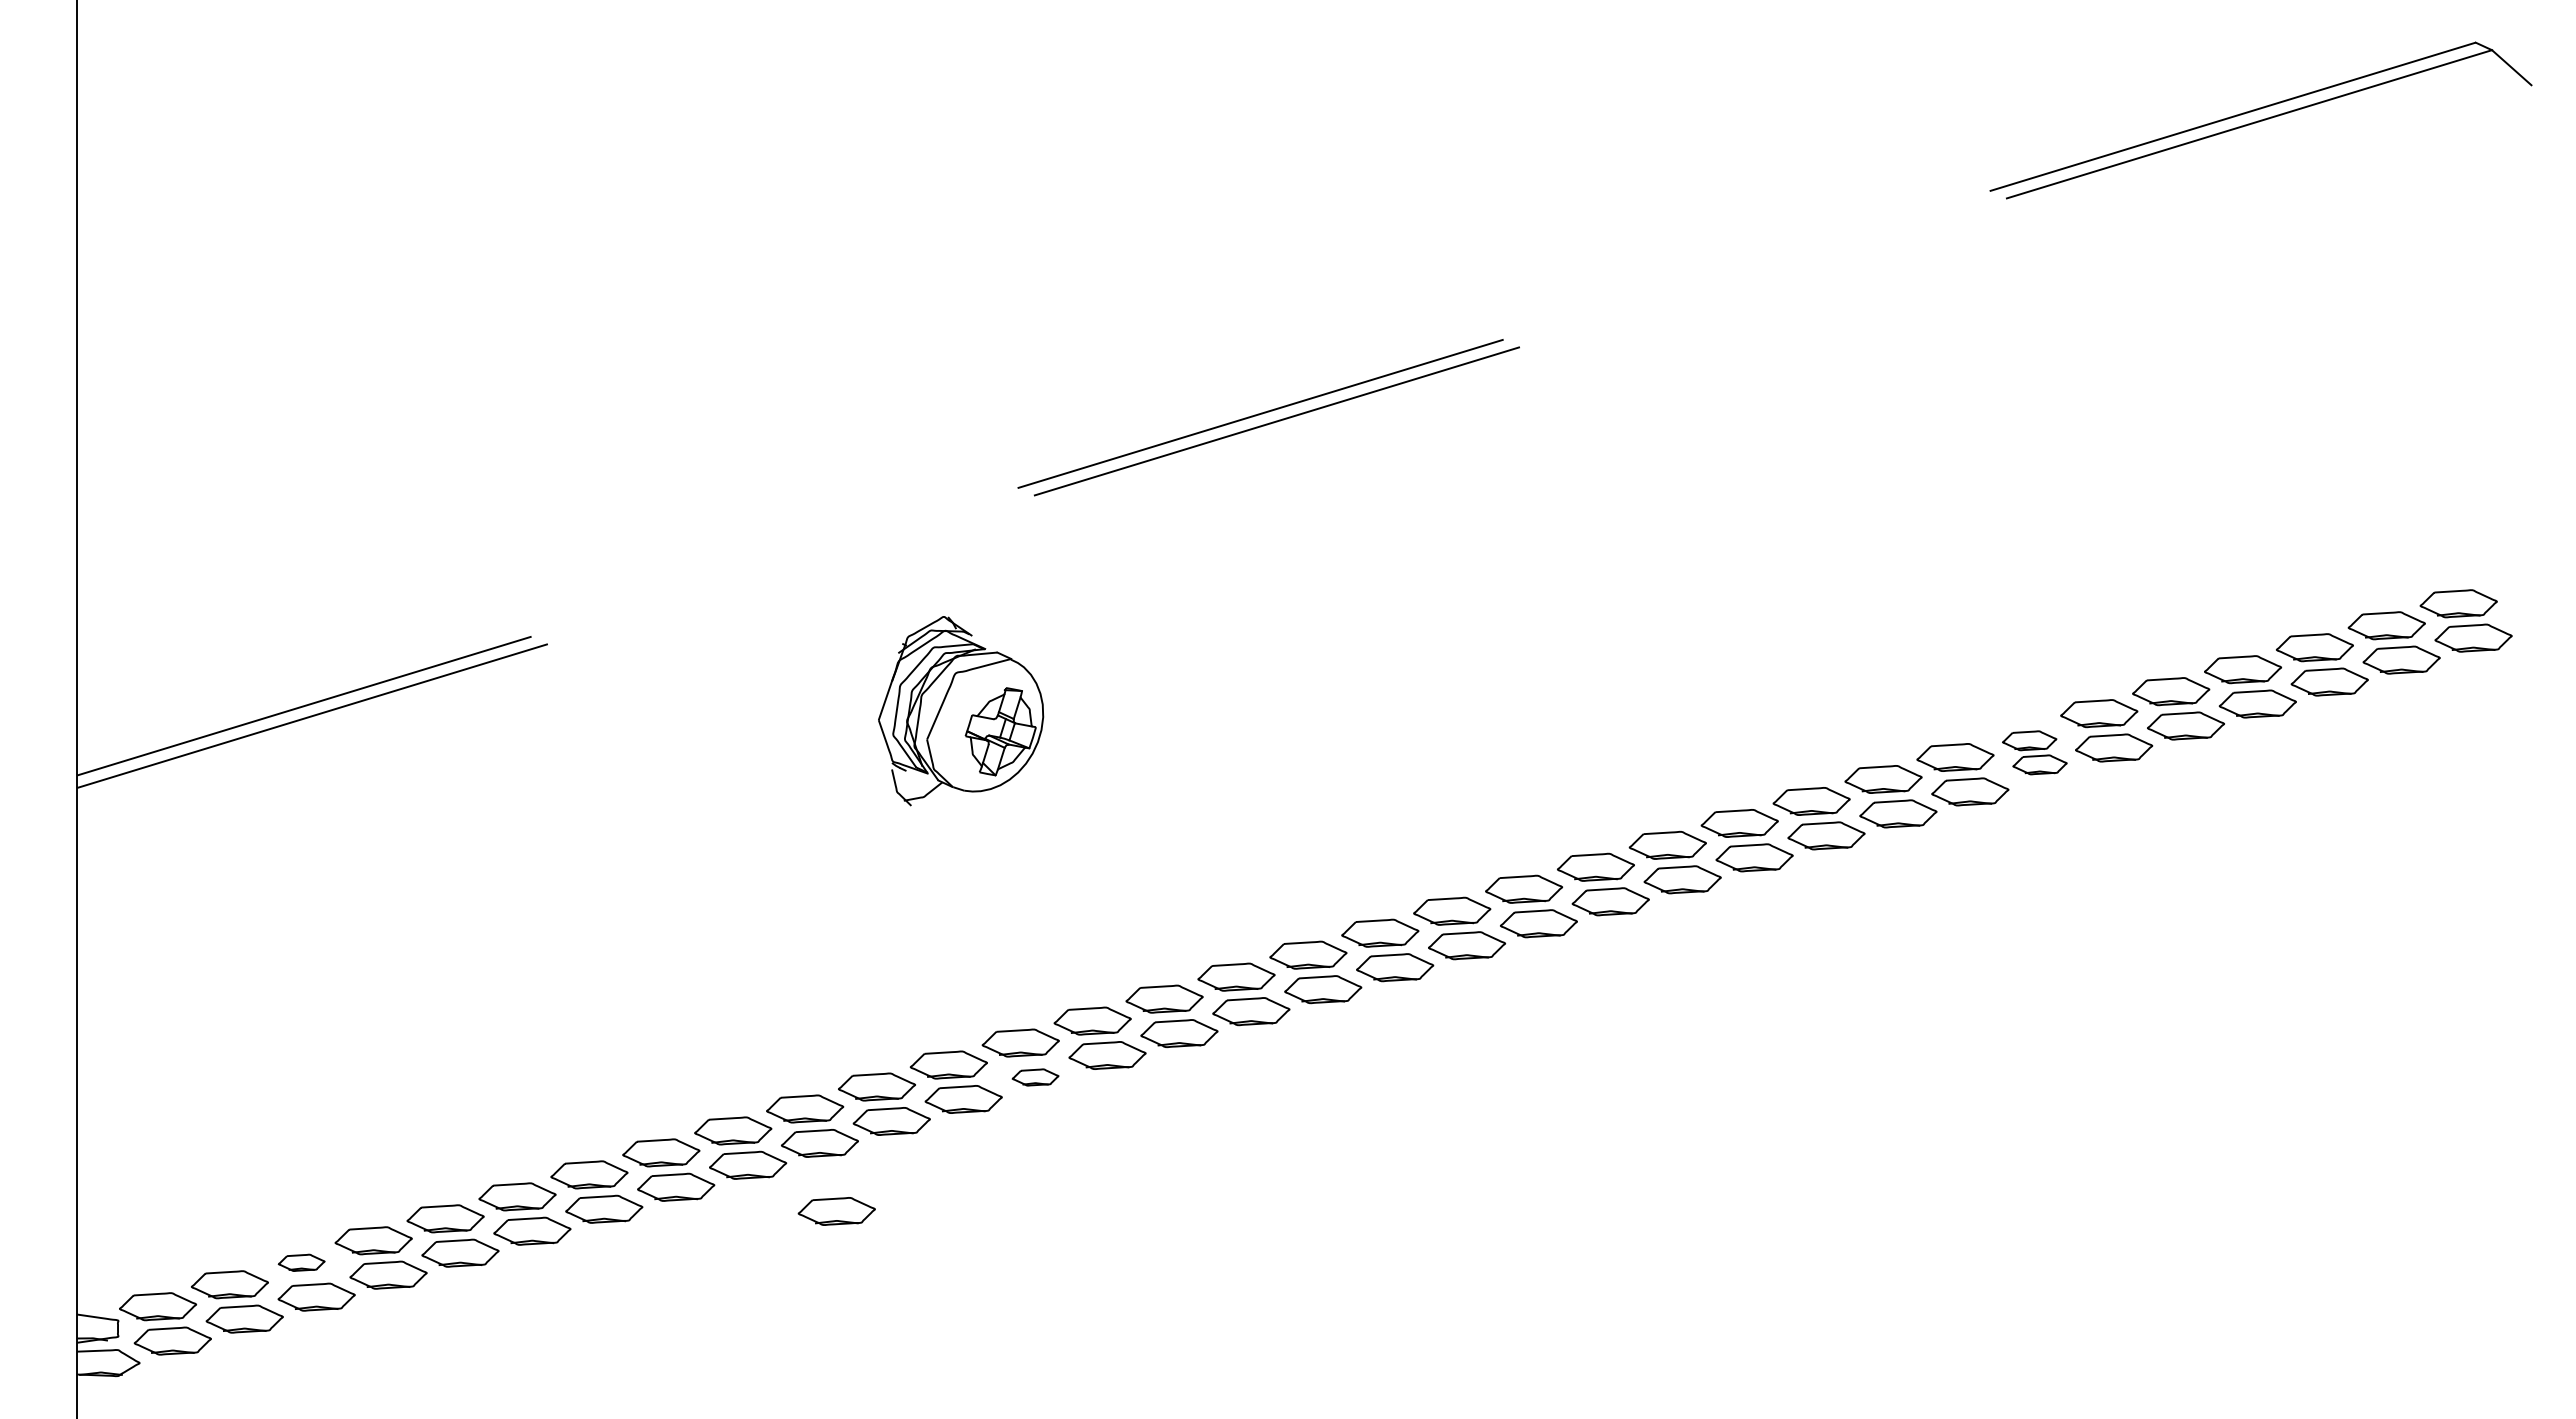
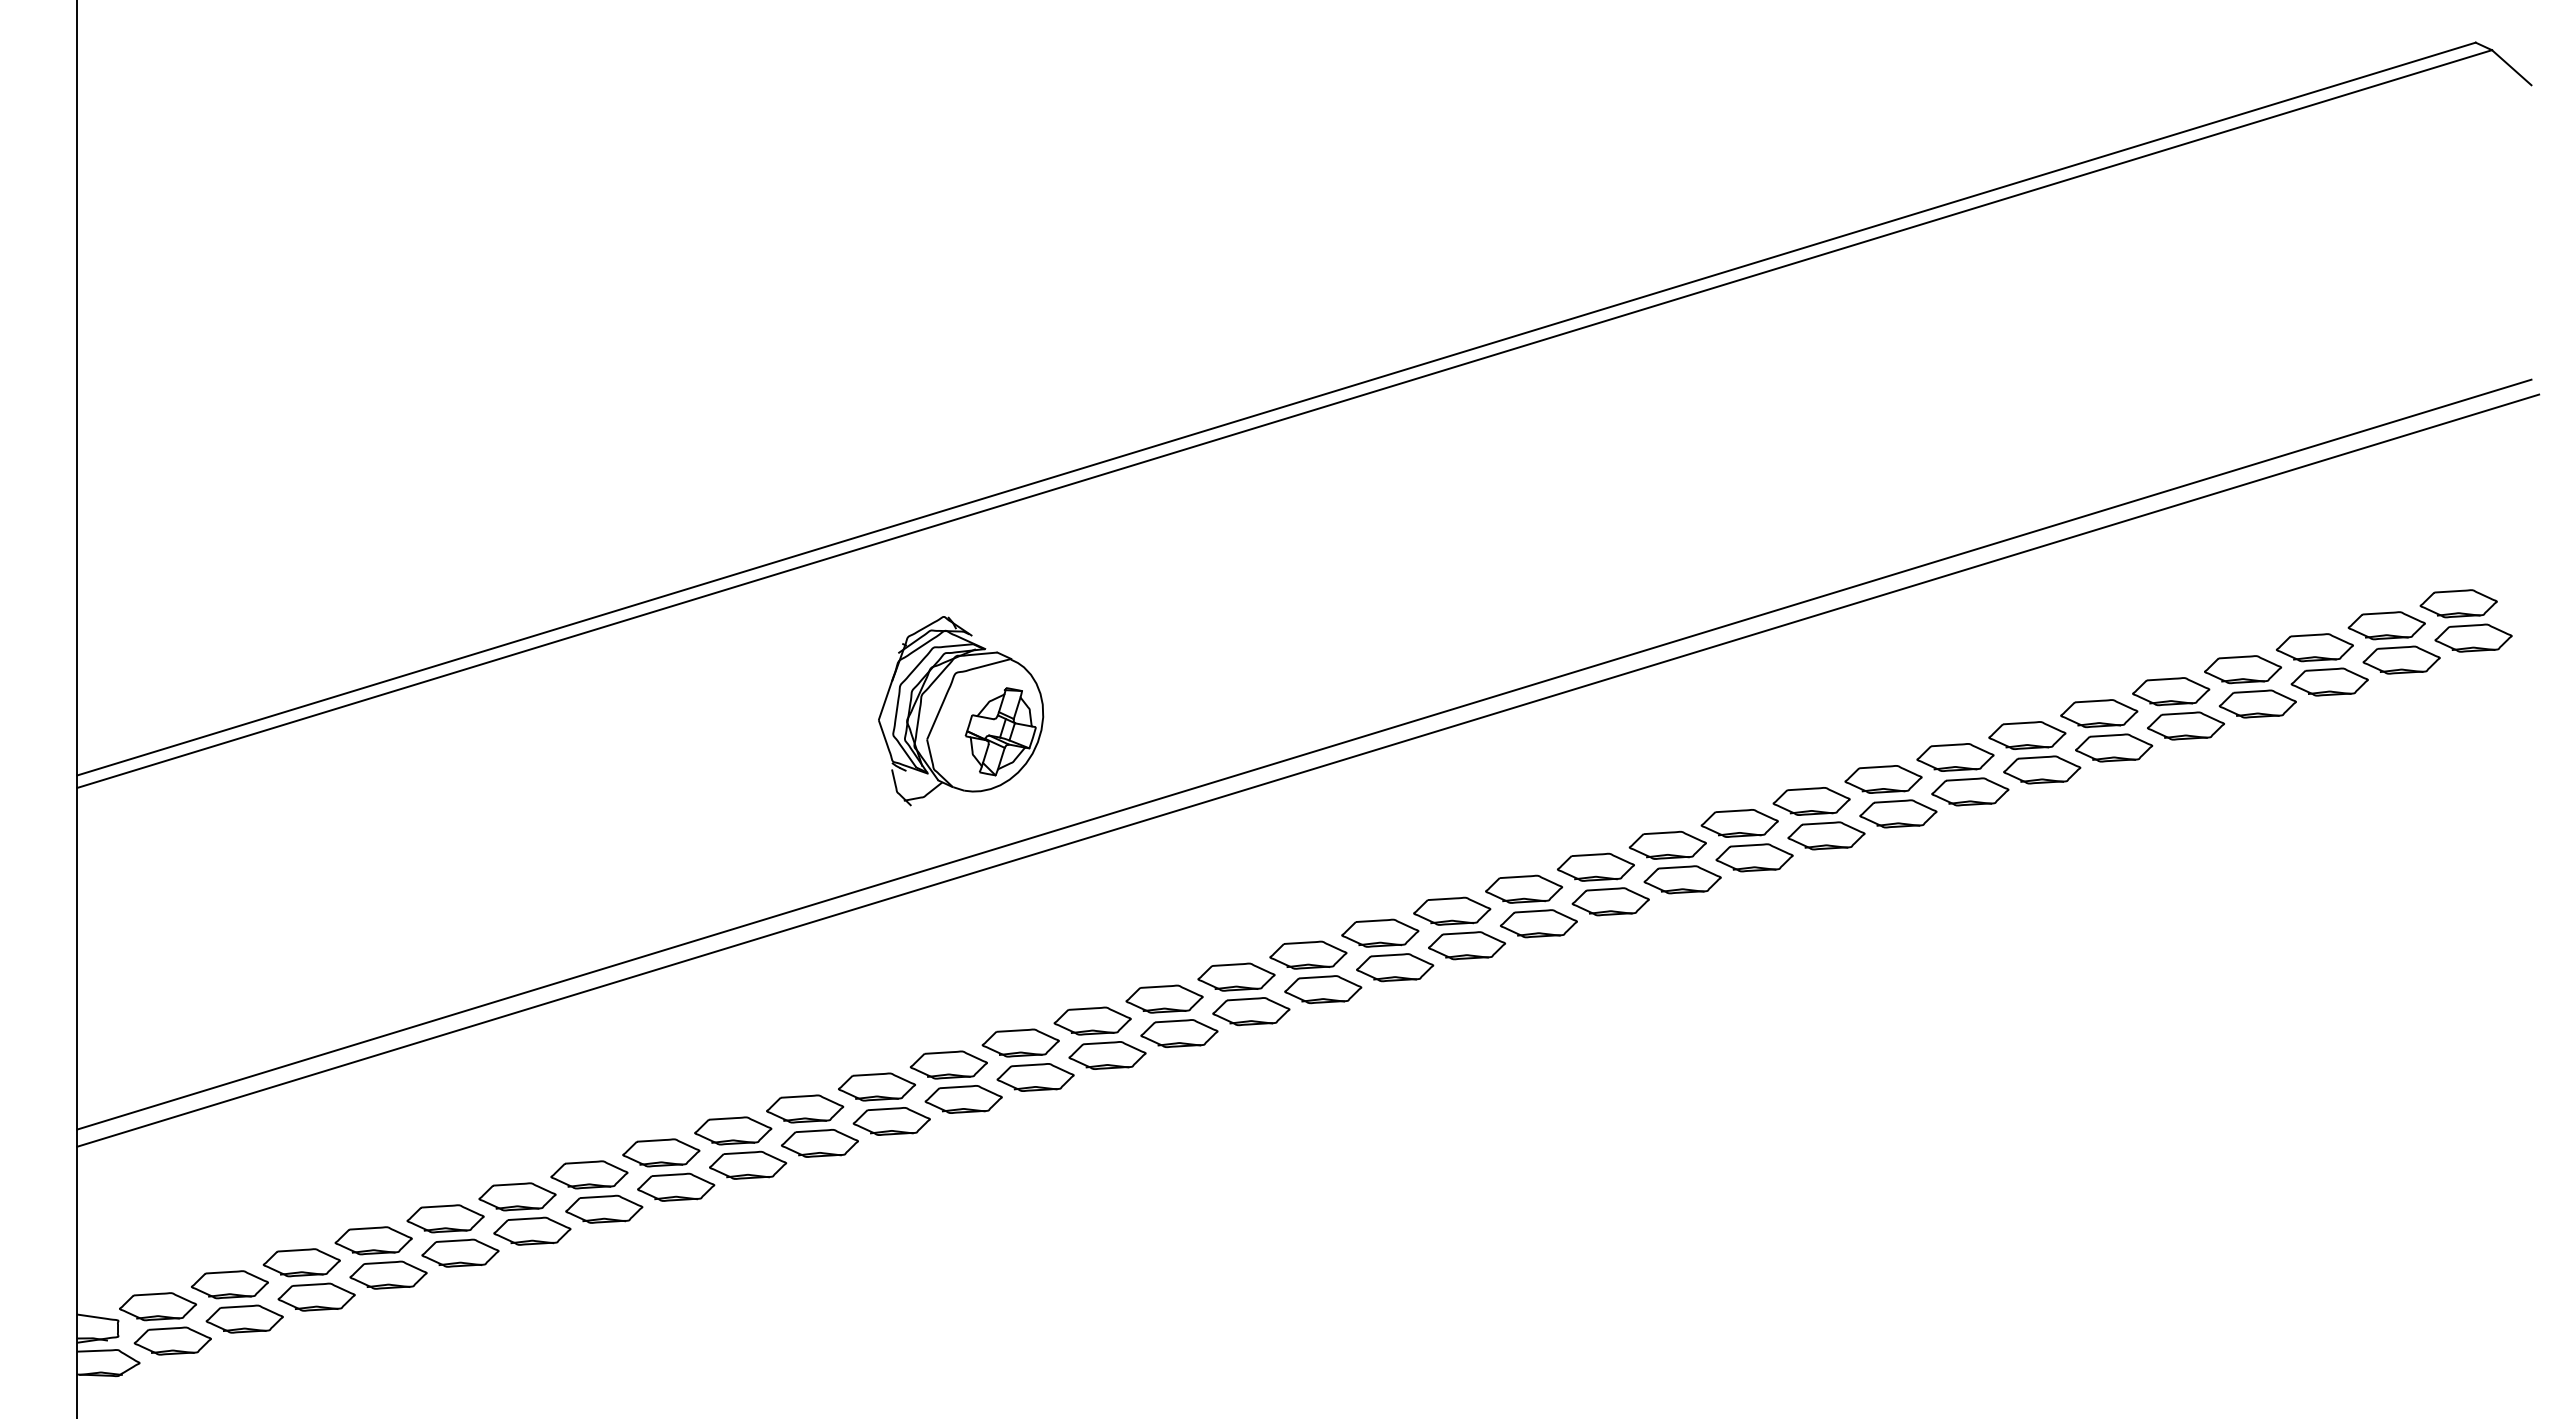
line: dashed -> solid (1276, 409)
line: dashed -> solid (1284, 419)
part size: 66x46 px -> 94x64 px (2034, 752)
line: none -> present (1304, 754)
line: none -> present (1308, 770)
part size: 49x19 px -> 79x29 px (1035, 1077)
part: present -> none (836, 1211)
part size: 49x19 px -> 79x30 px (301, 1262)
